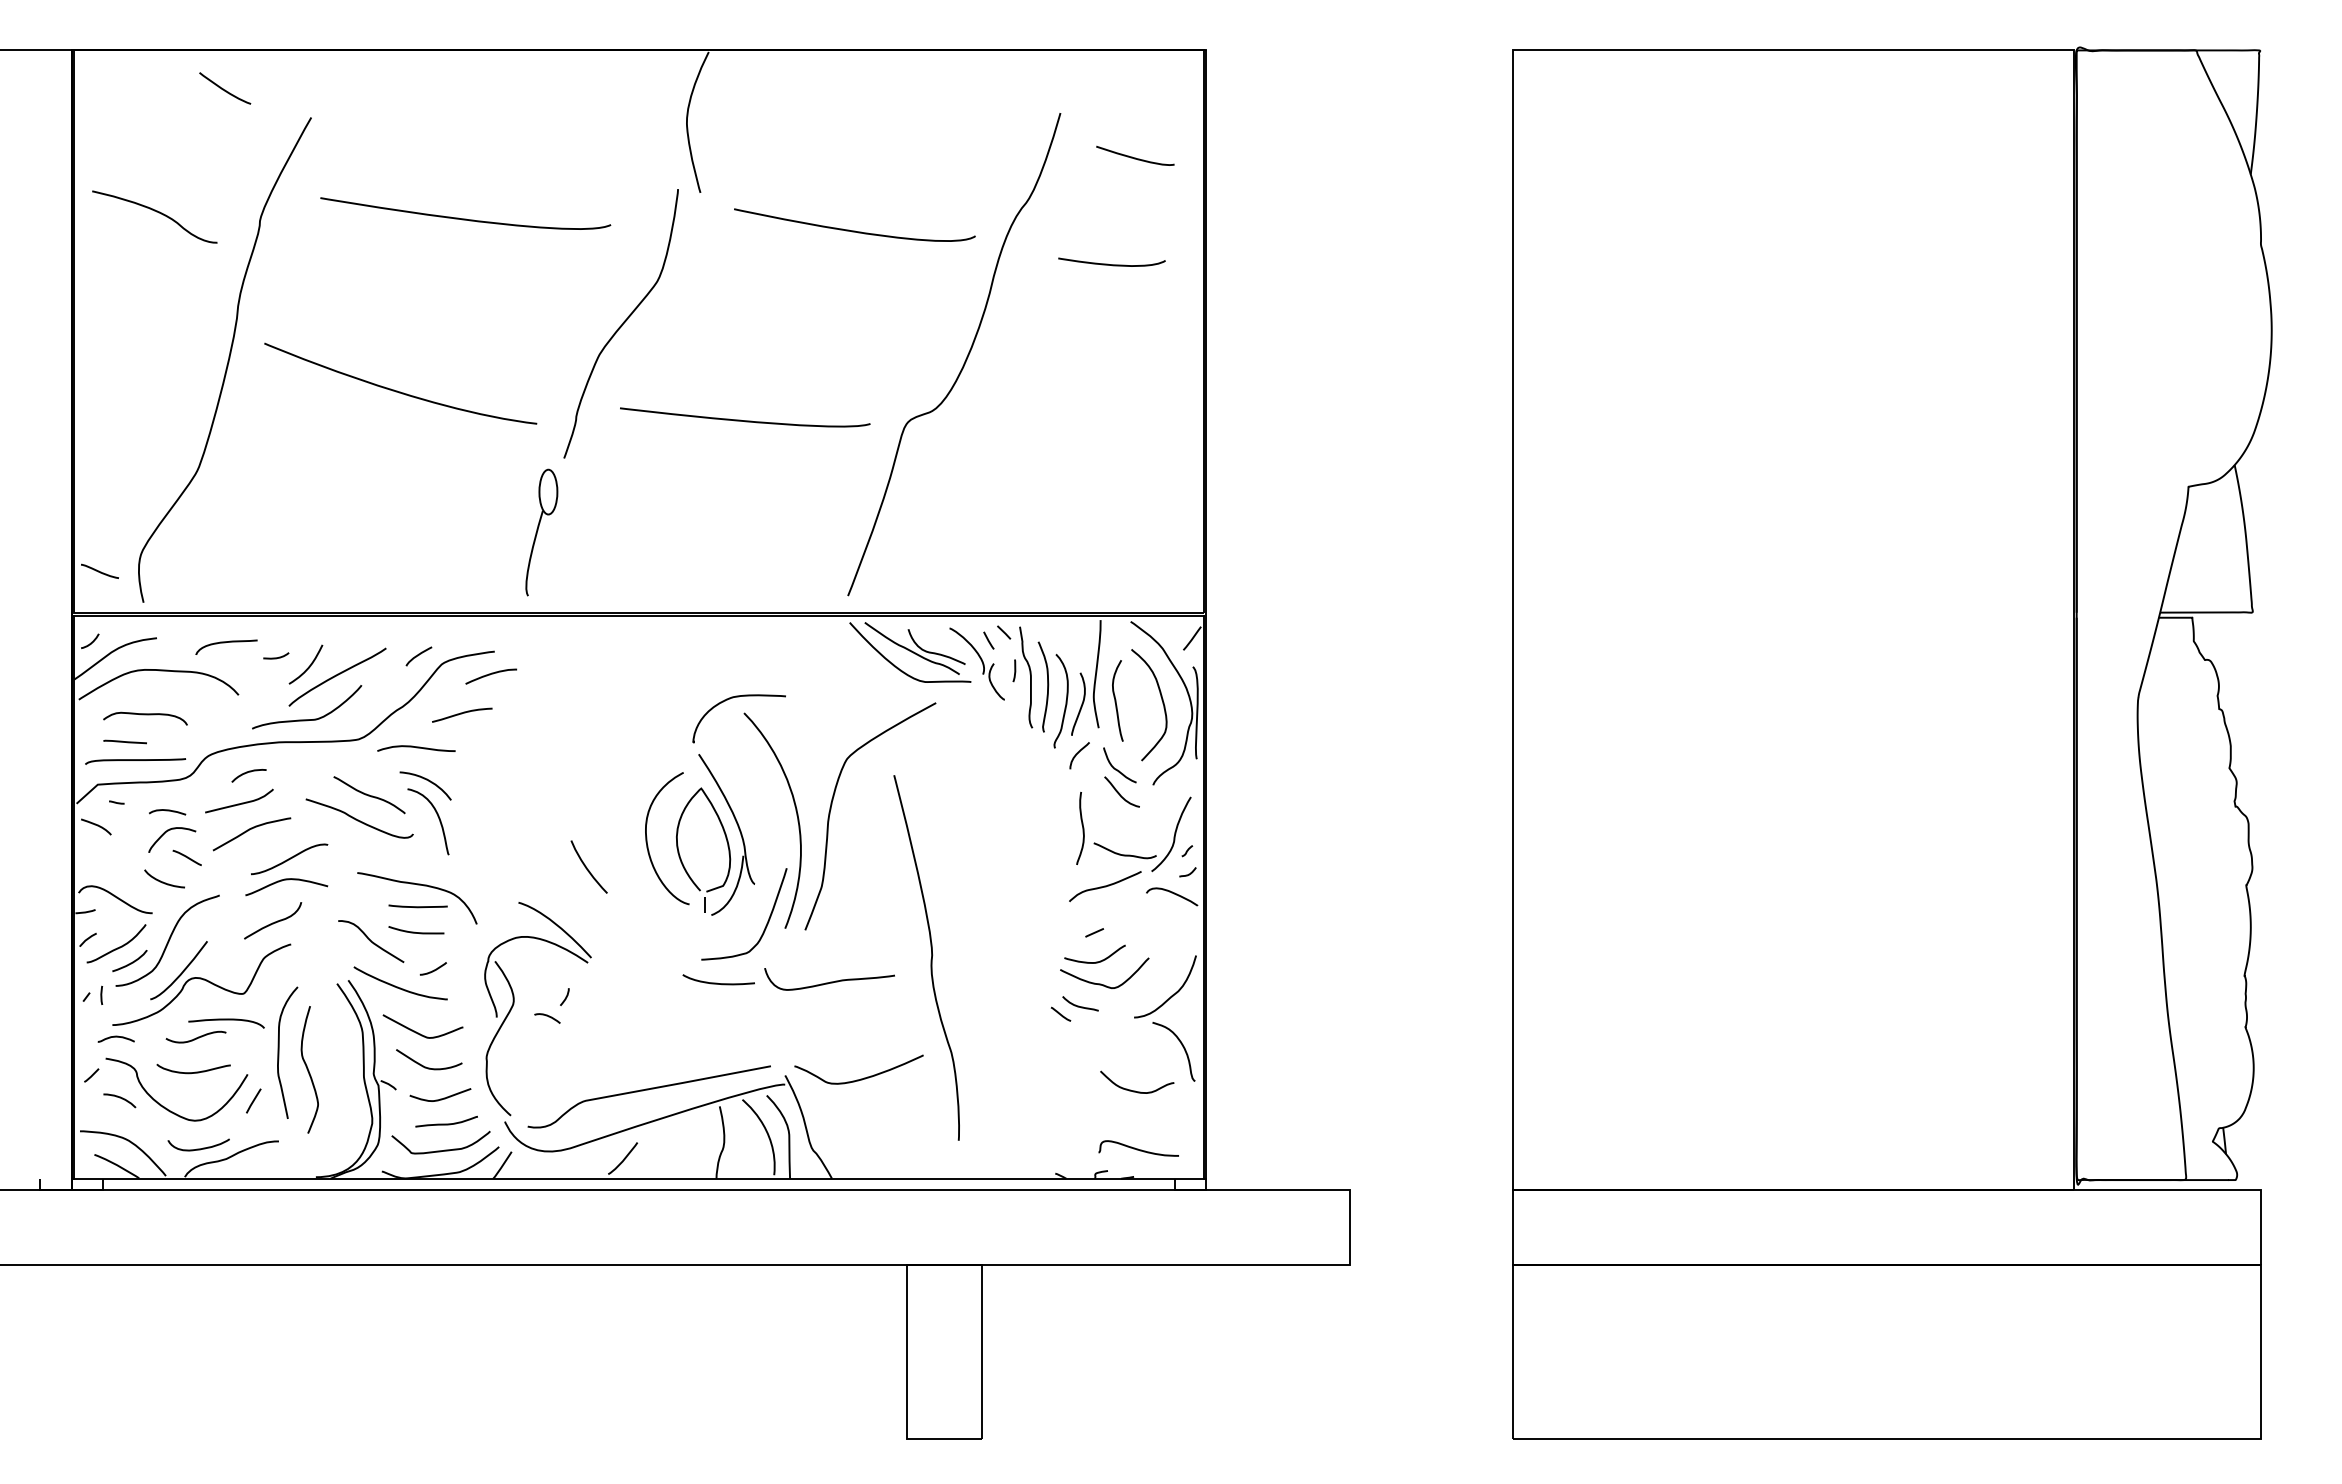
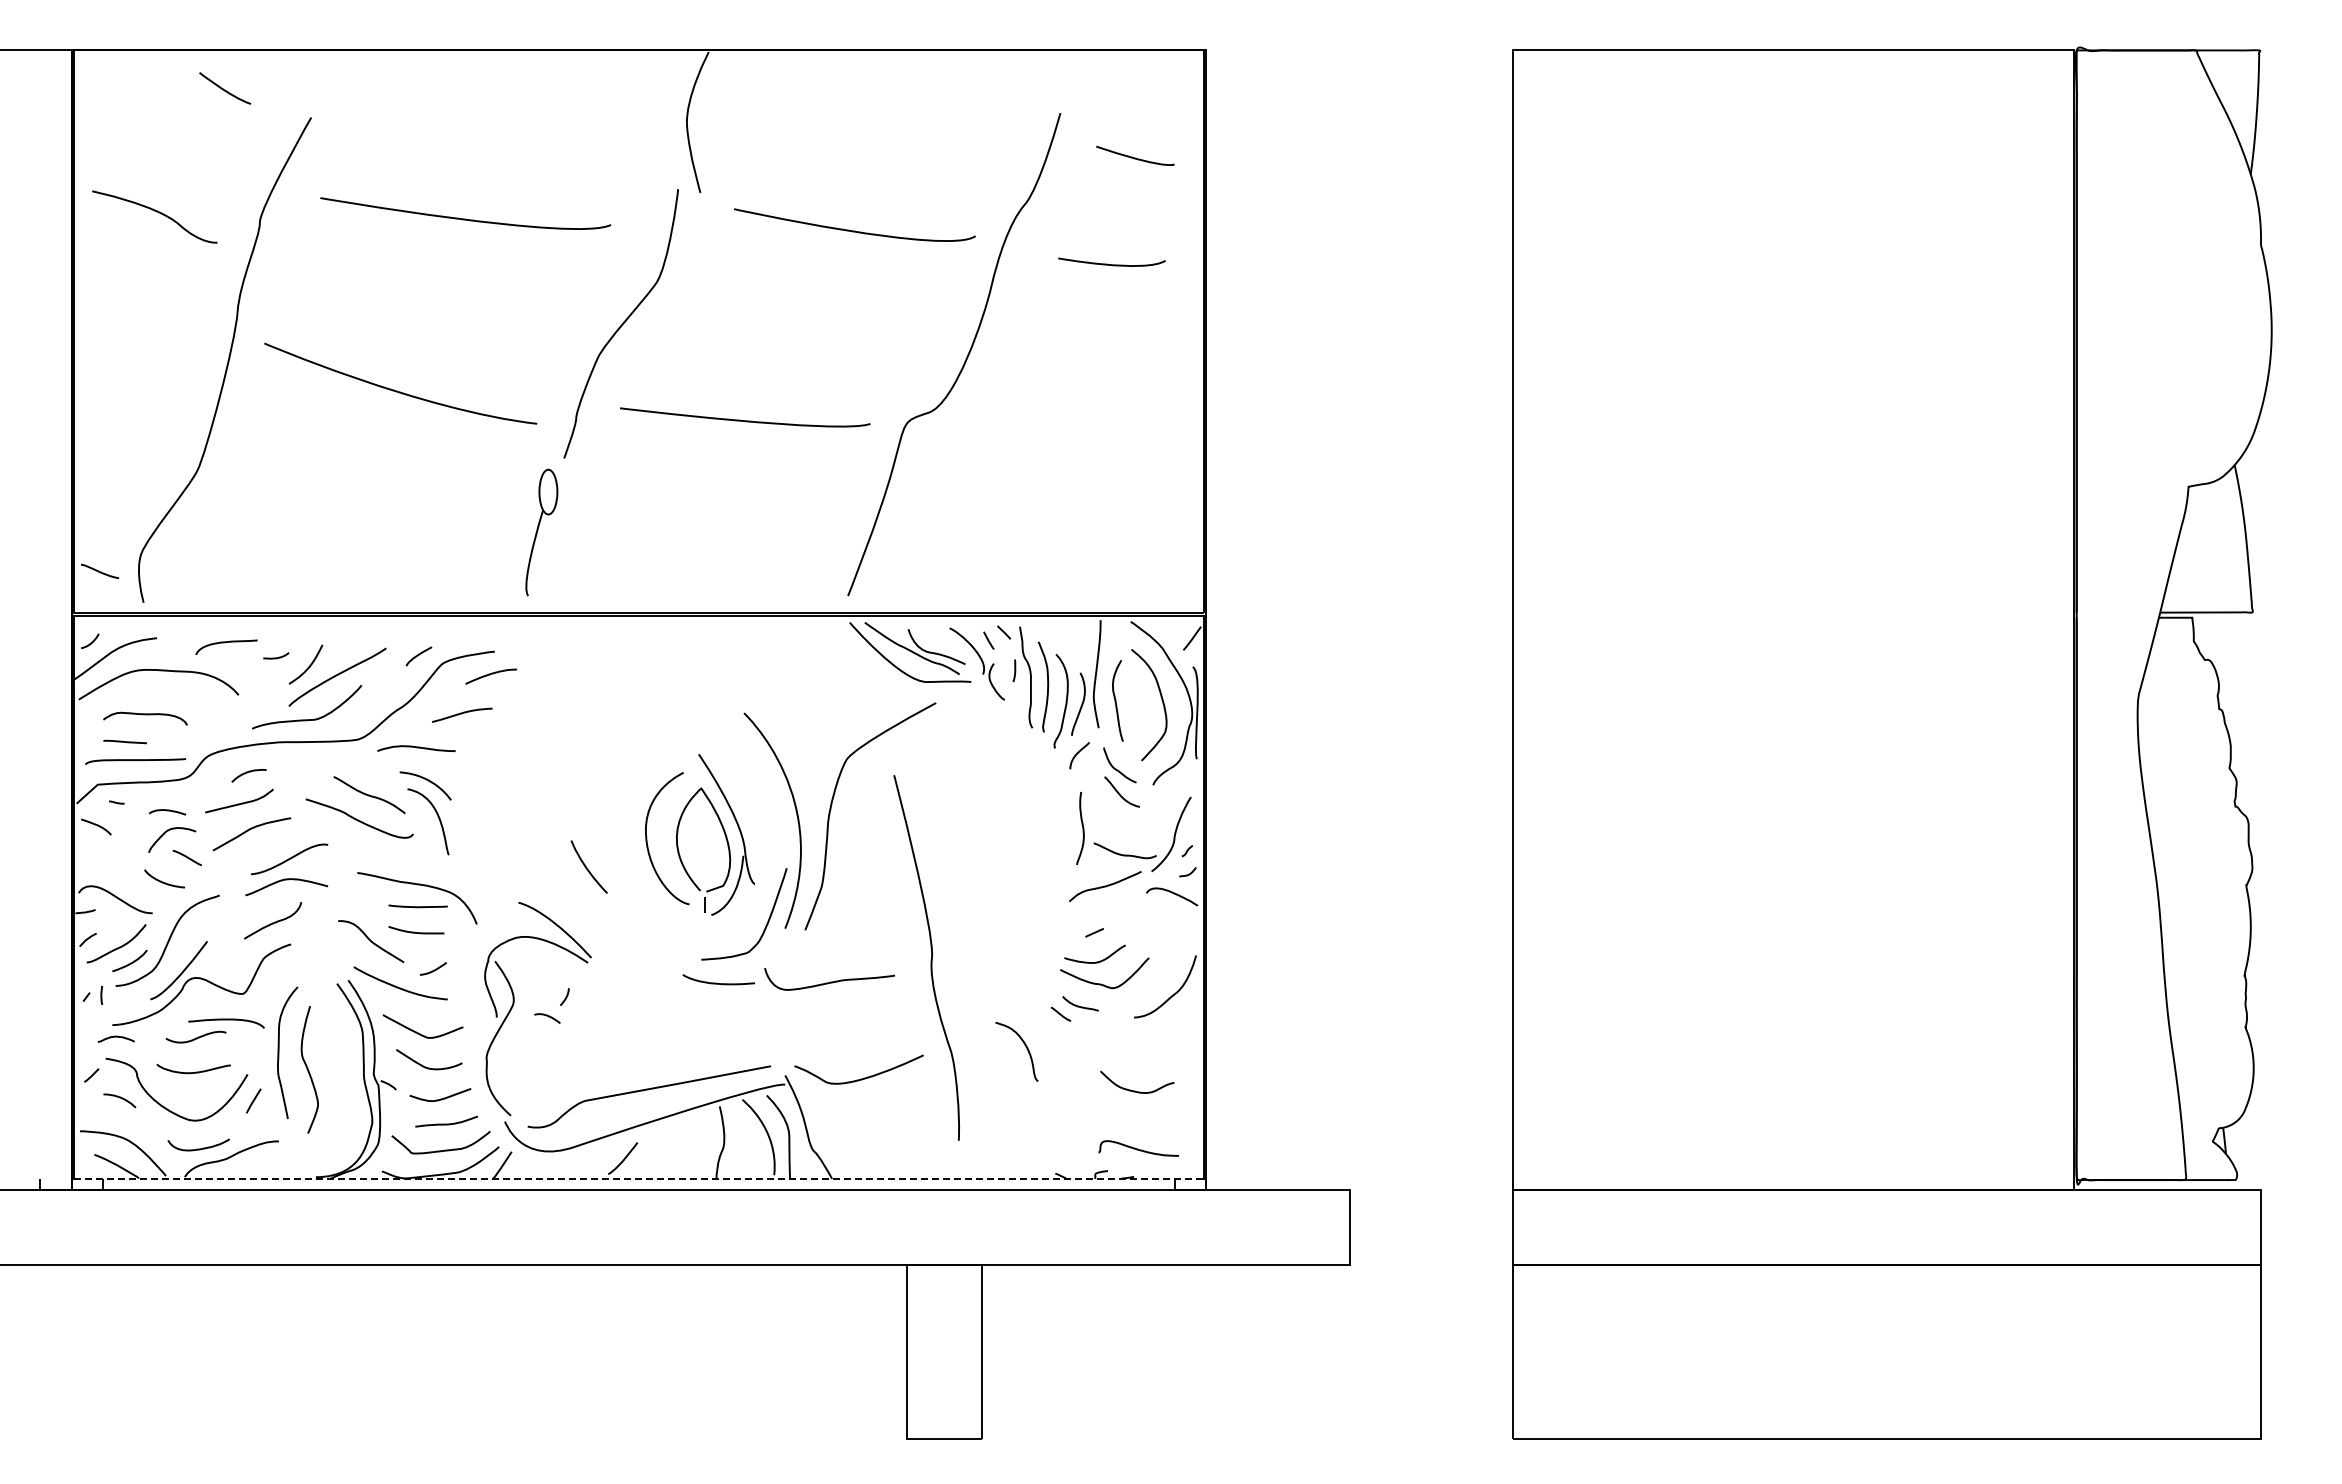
curve: present -> none (733, 698)
curve position: (1182, 1047) -> (1025, 1047) (1025, 1047)
line: solid -> dashed (638, 1178)
